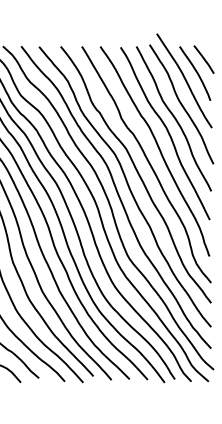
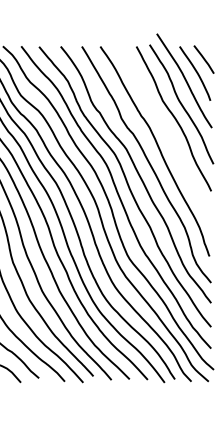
curve: present -> none (167, 132)
